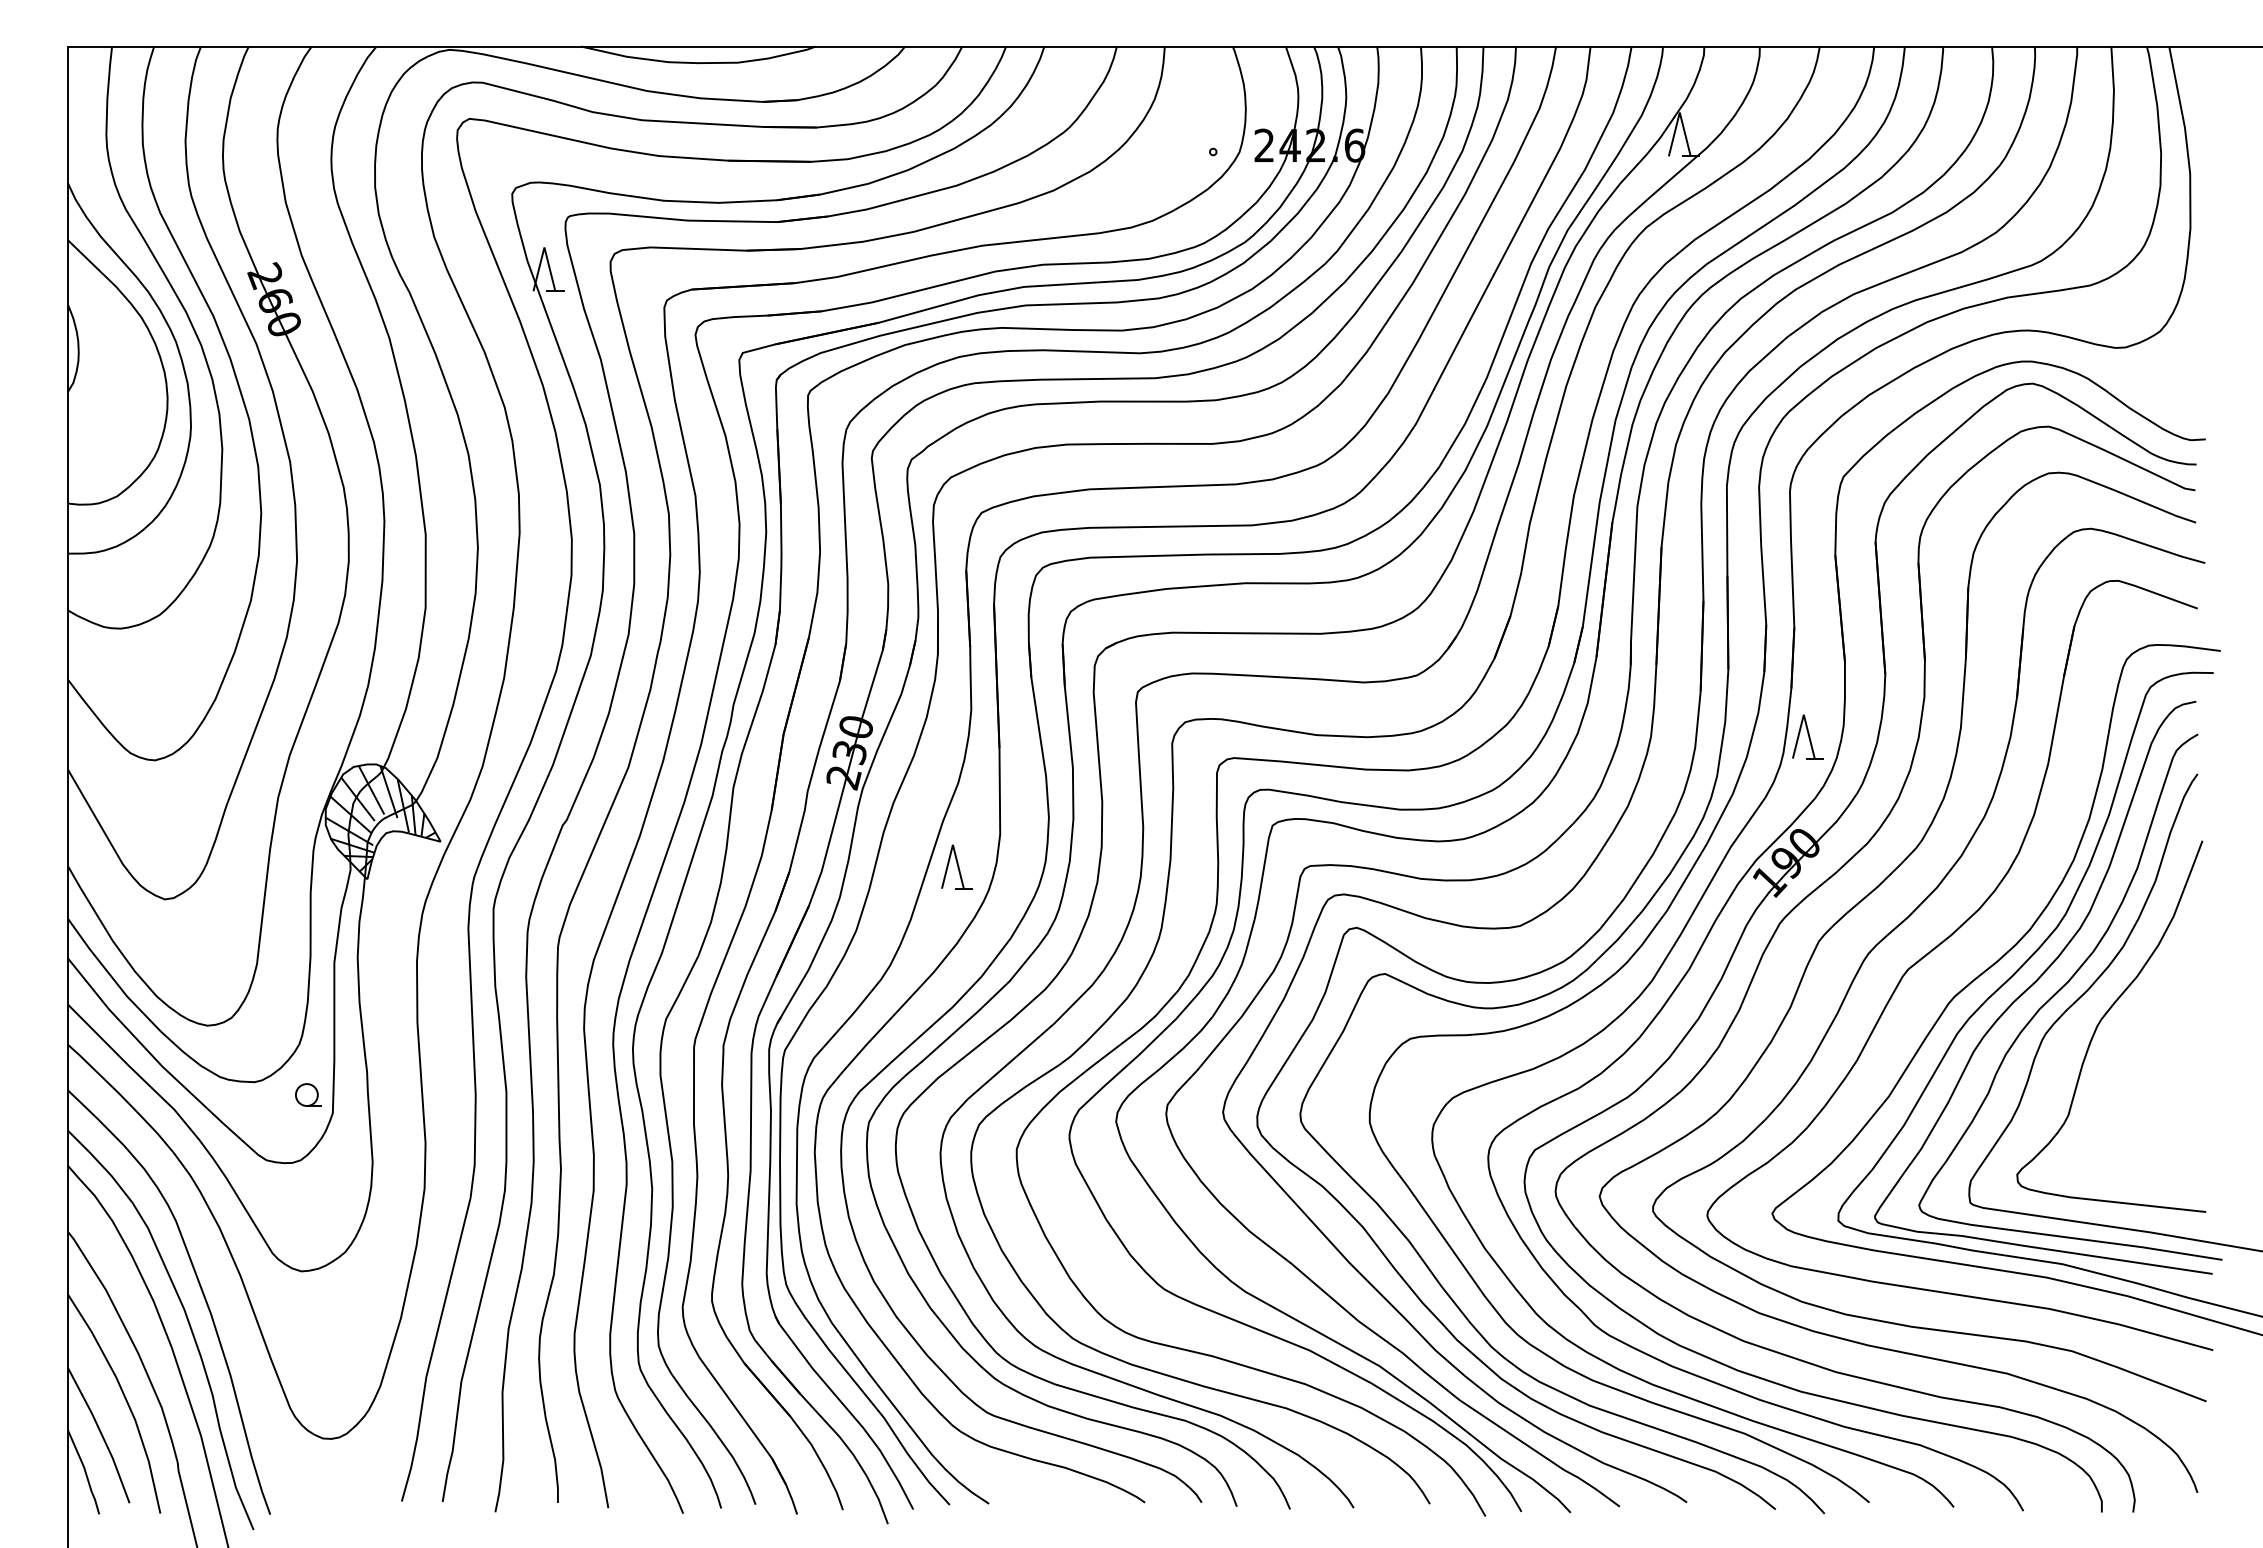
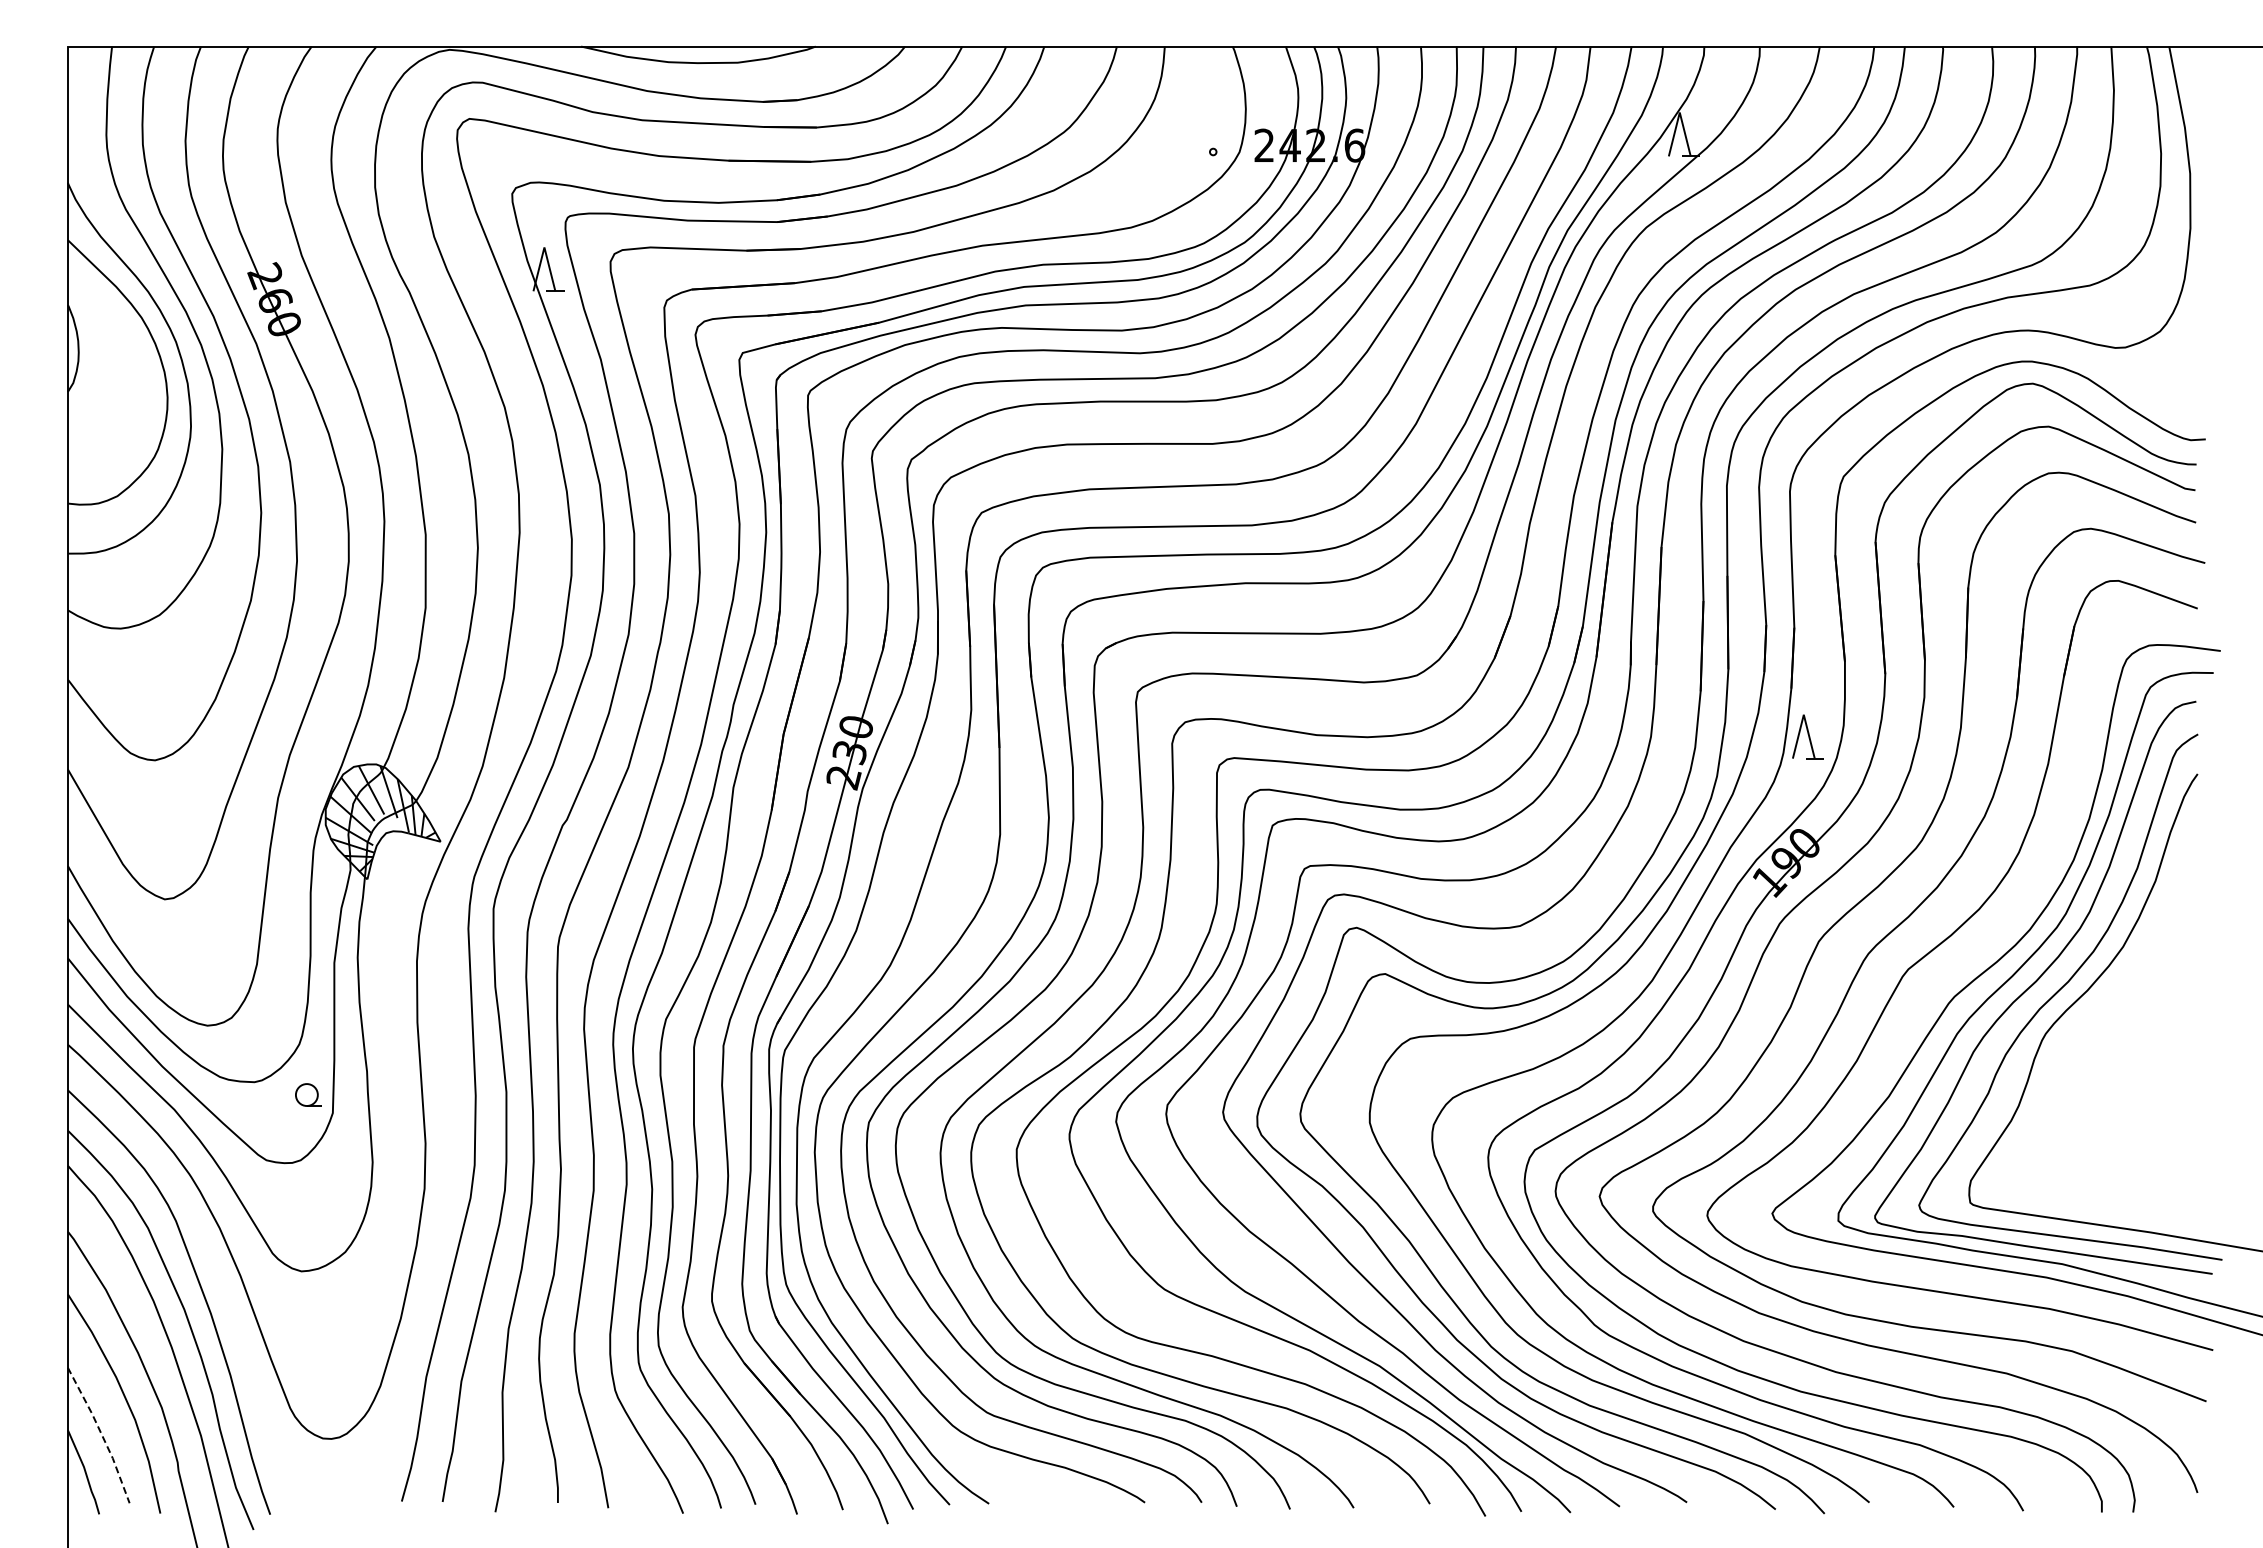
part: present -> none (956, 866)
curve: present -> none (2101, 1021)
line: solid -> dashed (101, 1434)
